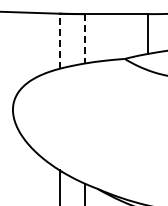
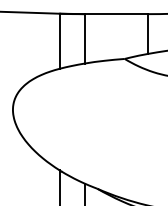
line: dashed -> solid (84, 38)
line: dashed -> solid (59, 41)
